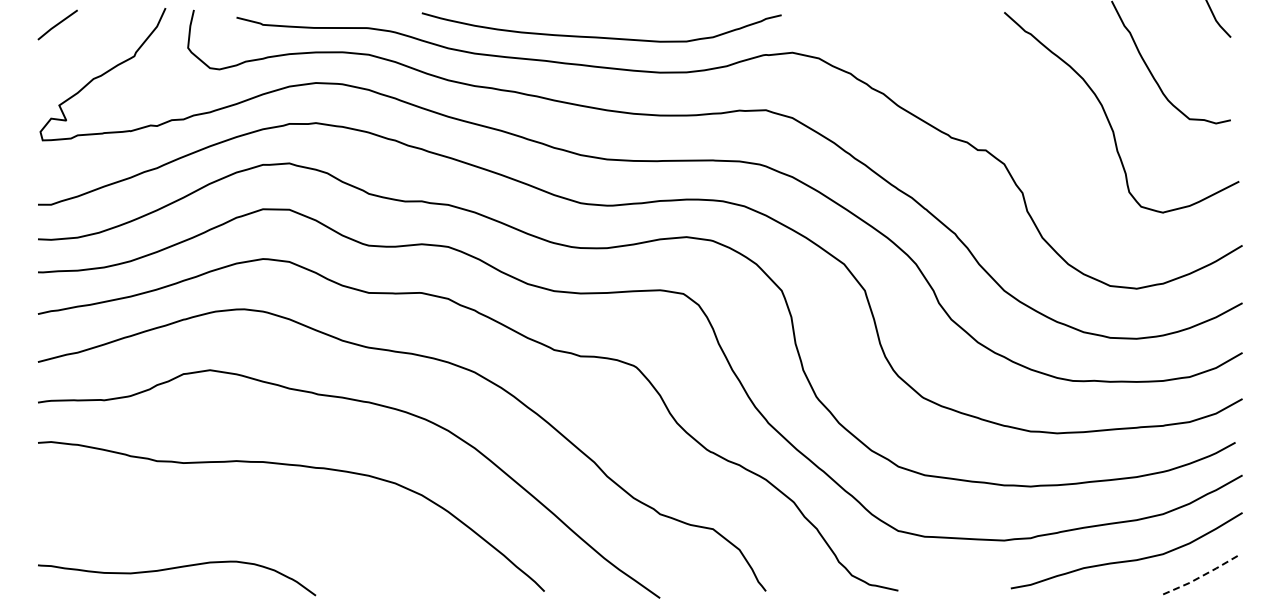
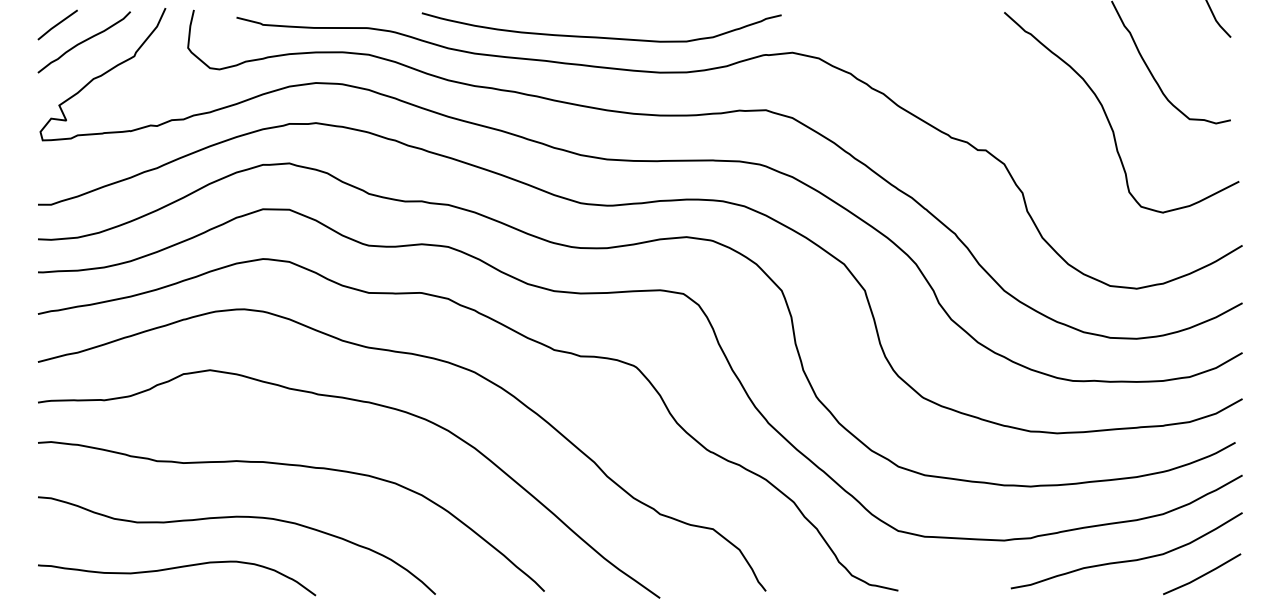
curve: none -> present (83, 42)
curve: none -> present (236, 517)
line: dashed -> solid (1203, 575)
